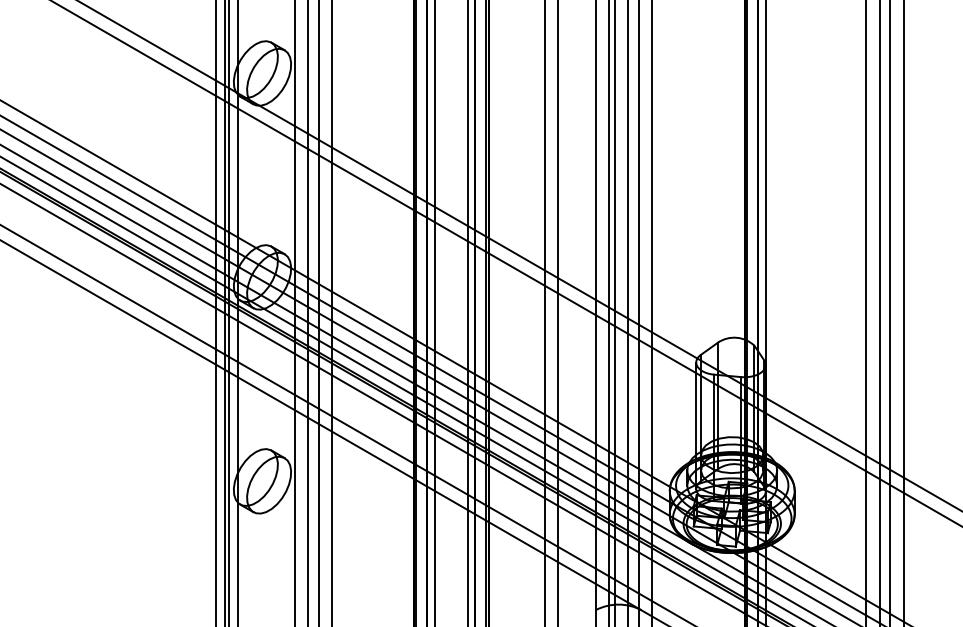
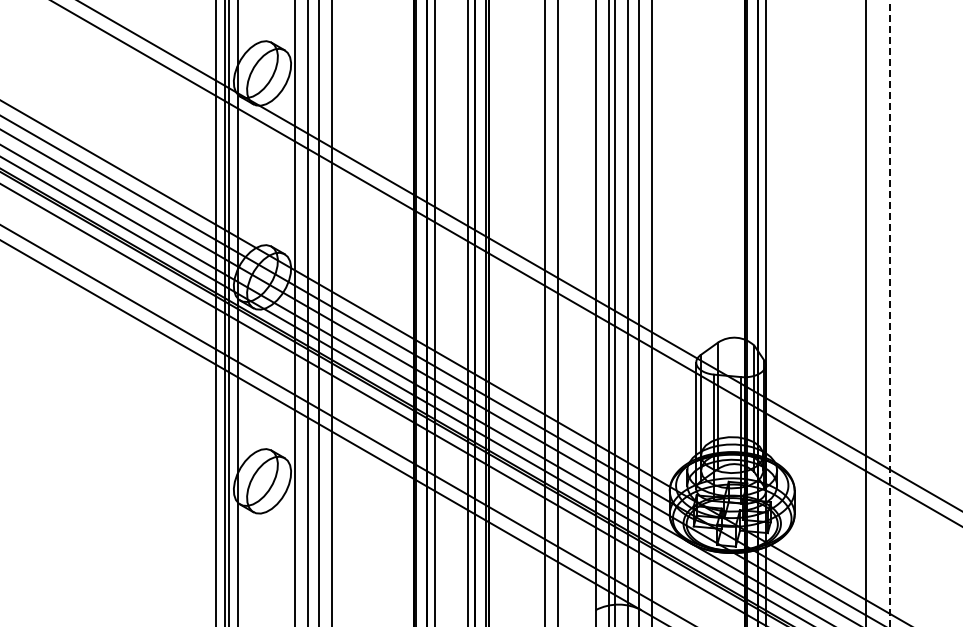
line: present -> none (879, 312)
line: present -> none (903, 312)
line: solid -> dashed (890, 313)
